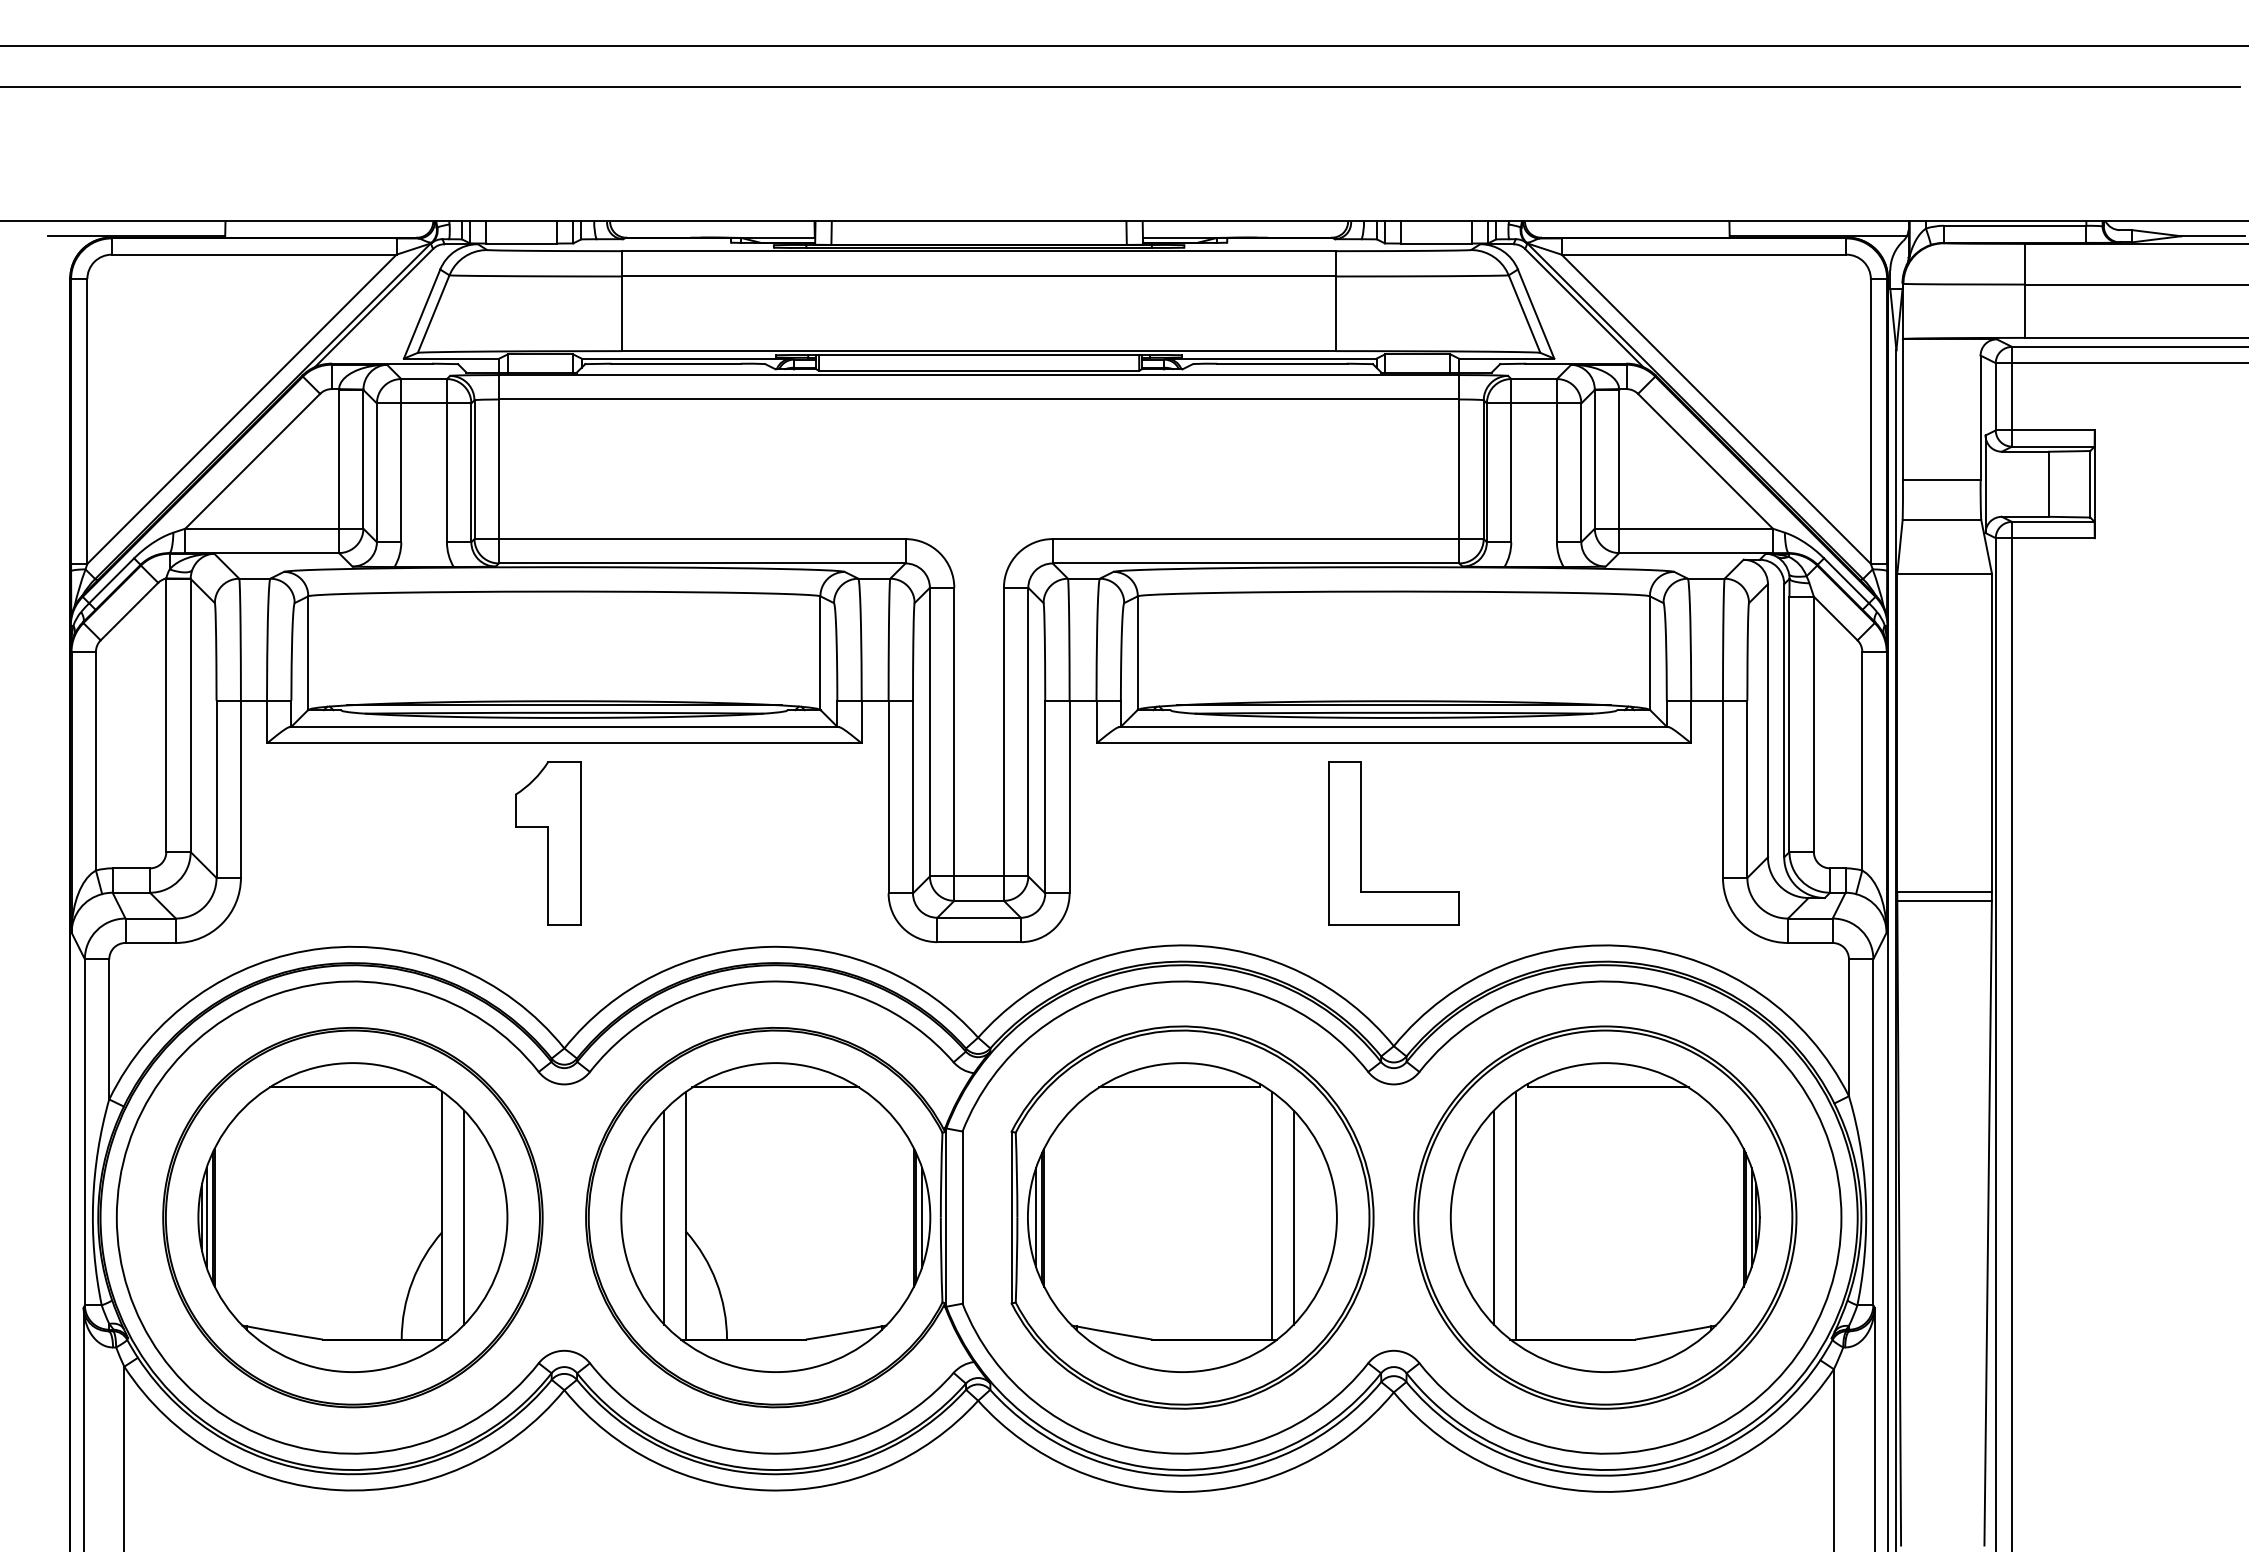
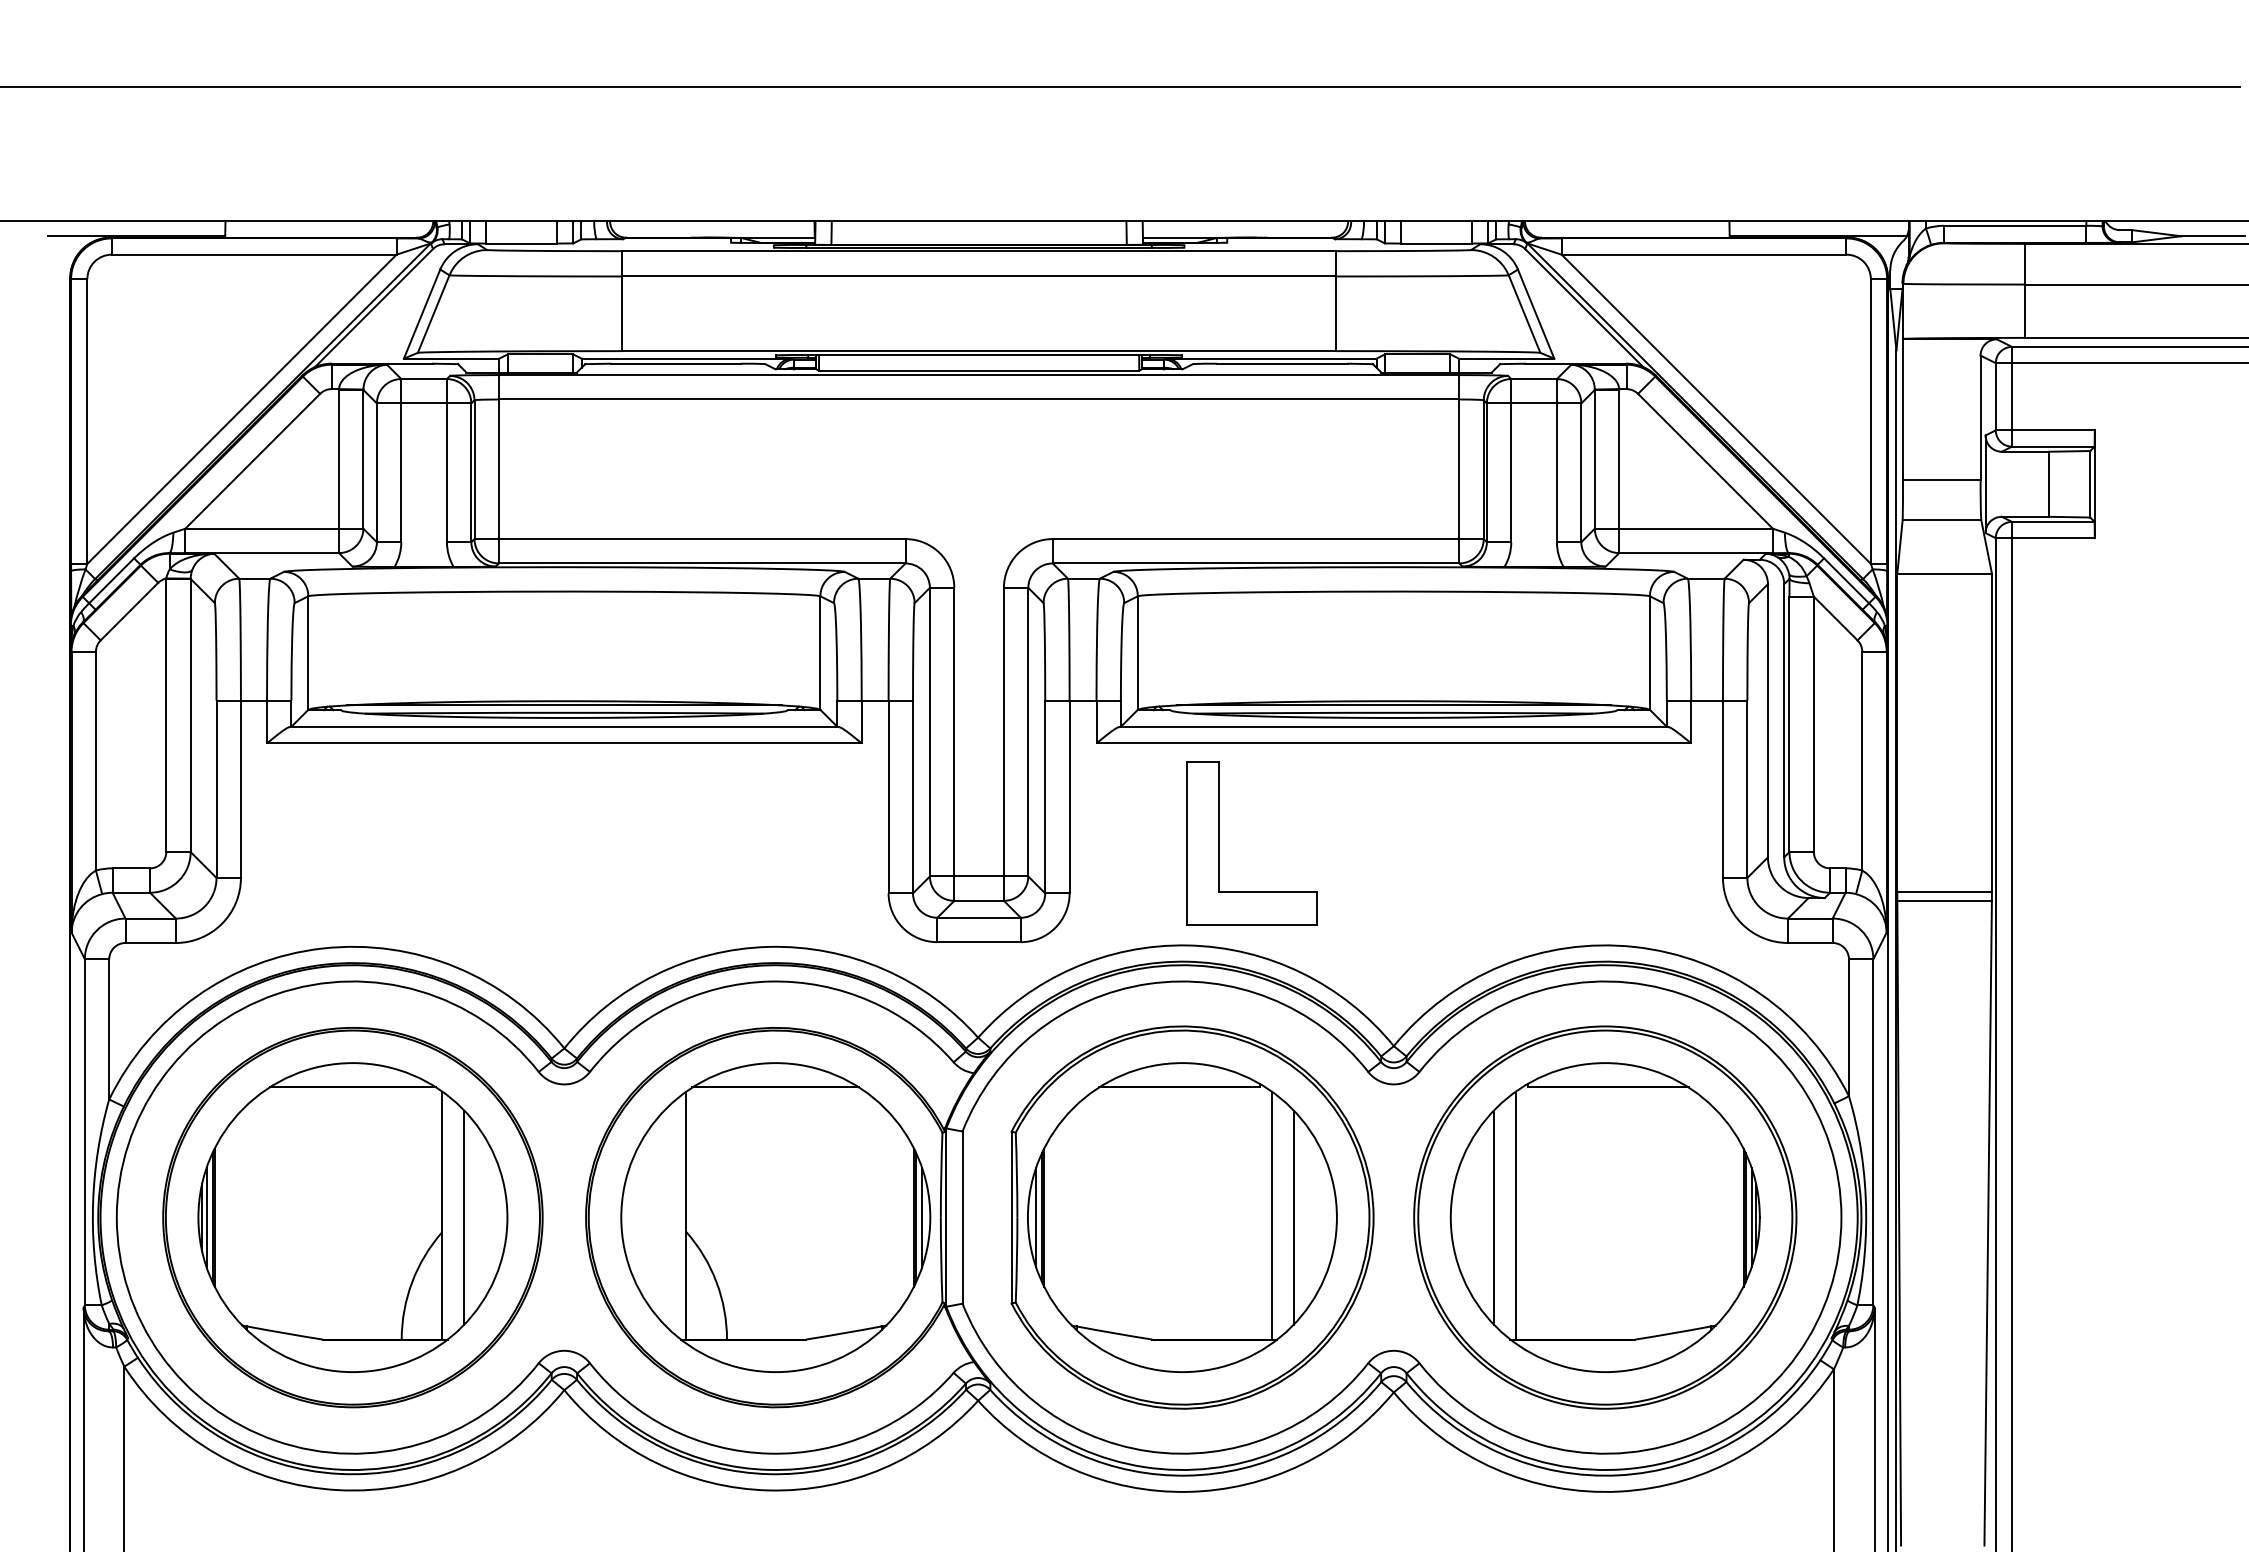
line: present -> none (1123, 46)
part: present -> none (548, 843)
part position: (1361, 843) -> (1219, 843) (1219, 843)
line: present -> none (664, 1217)
